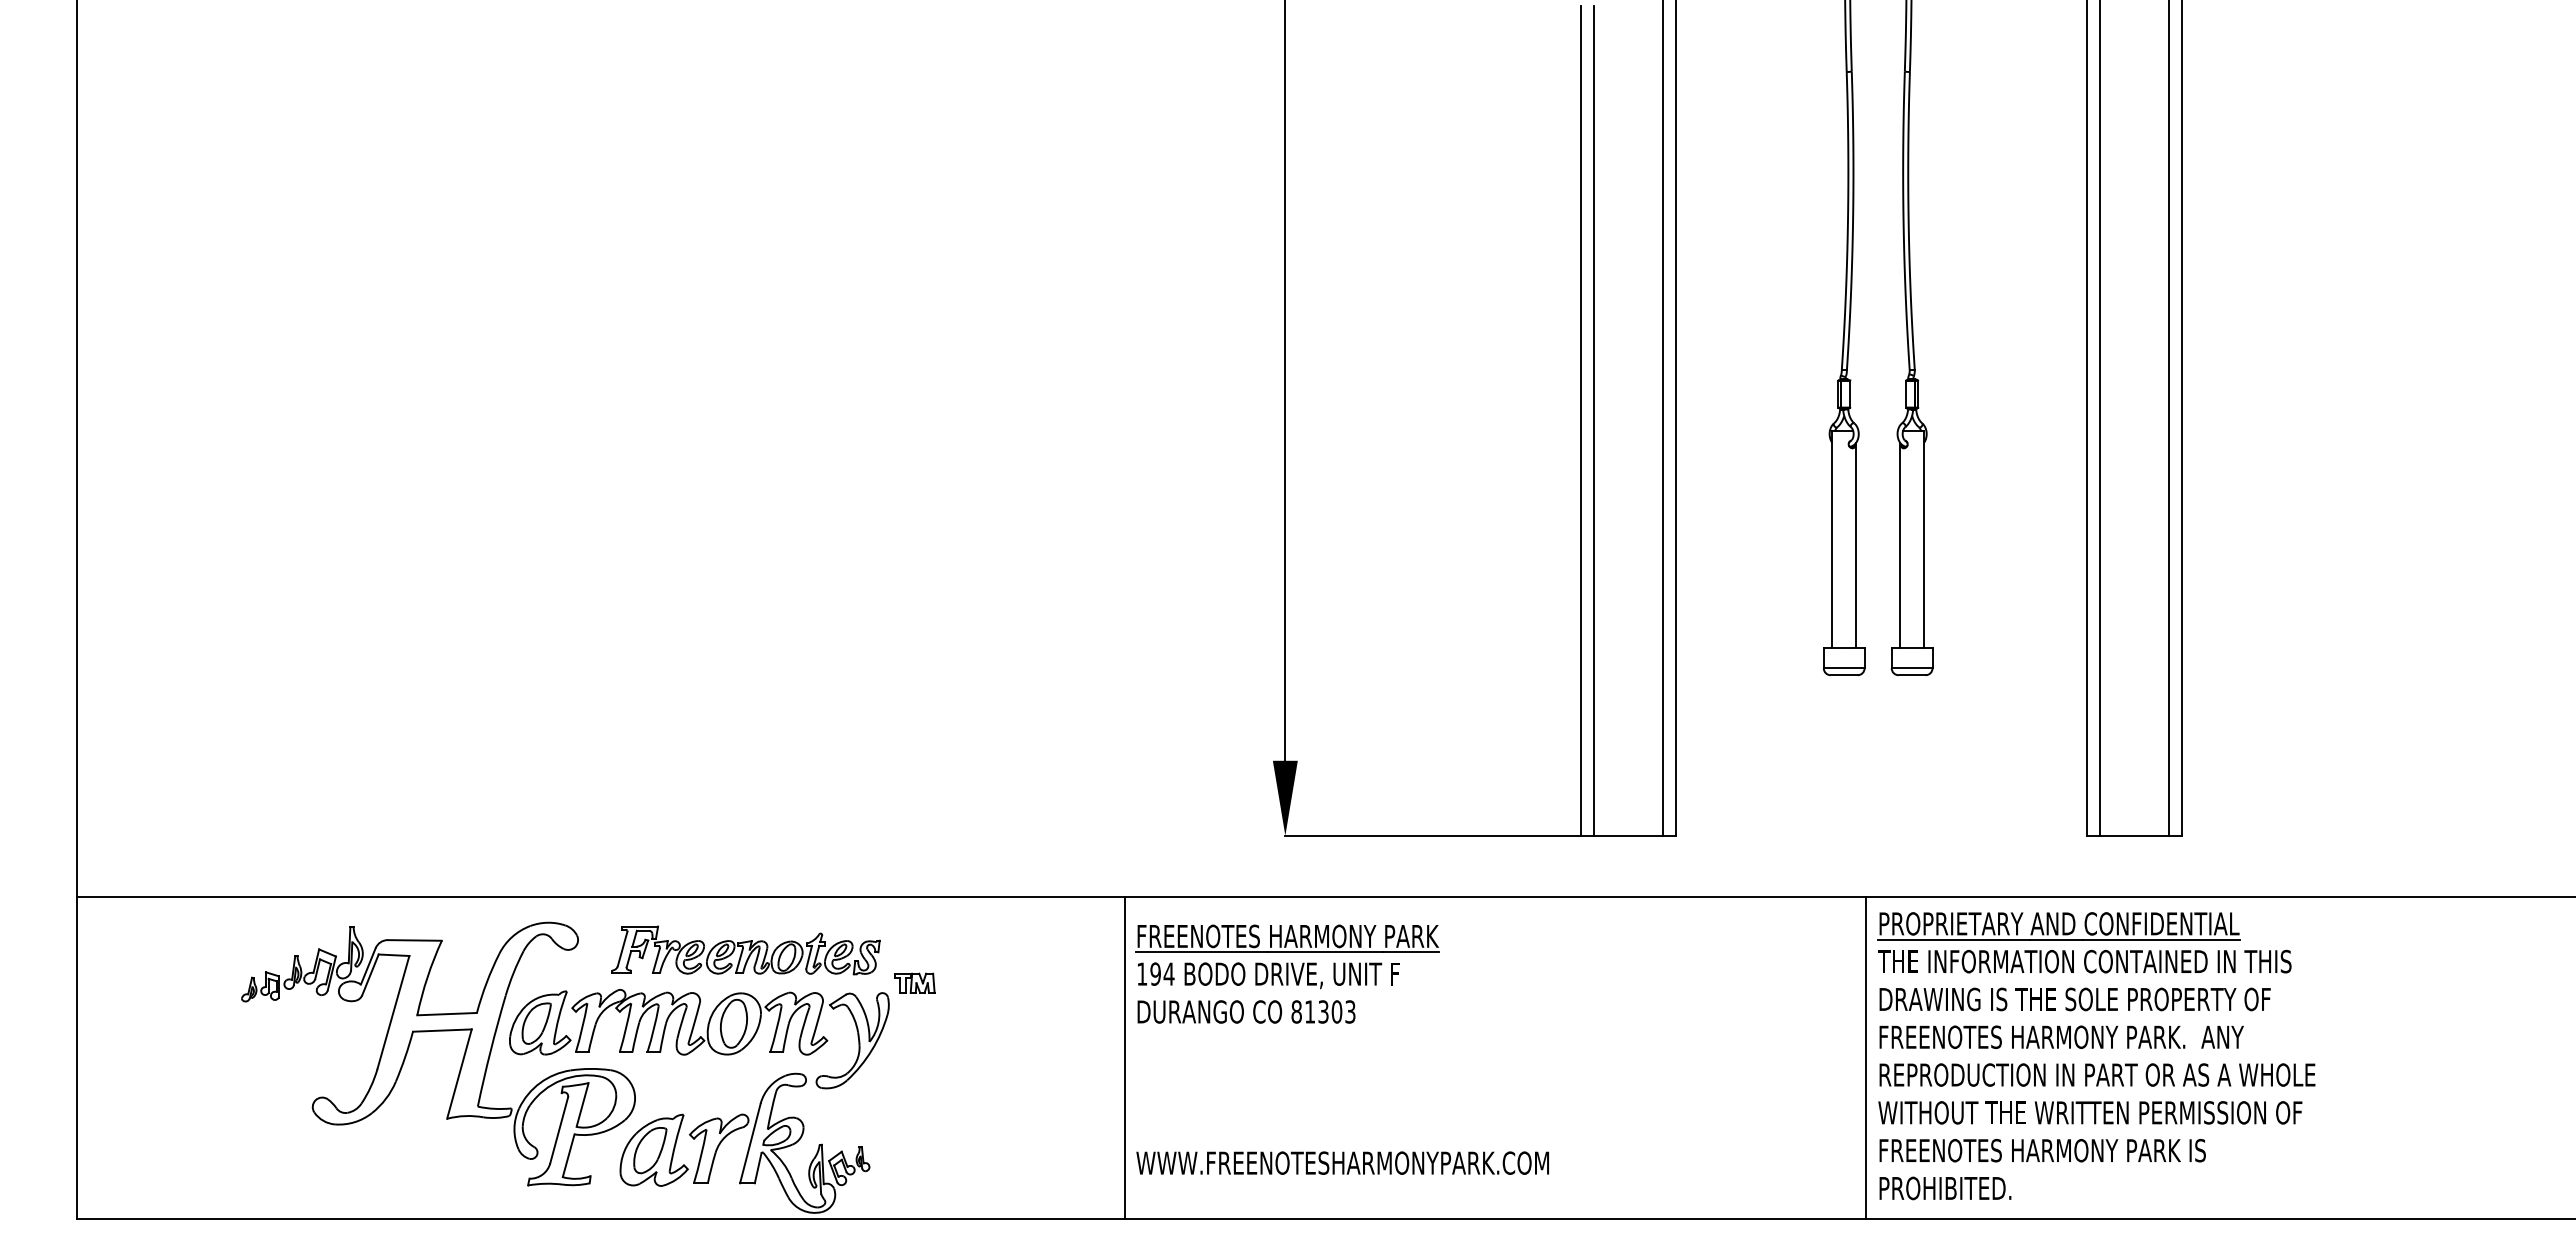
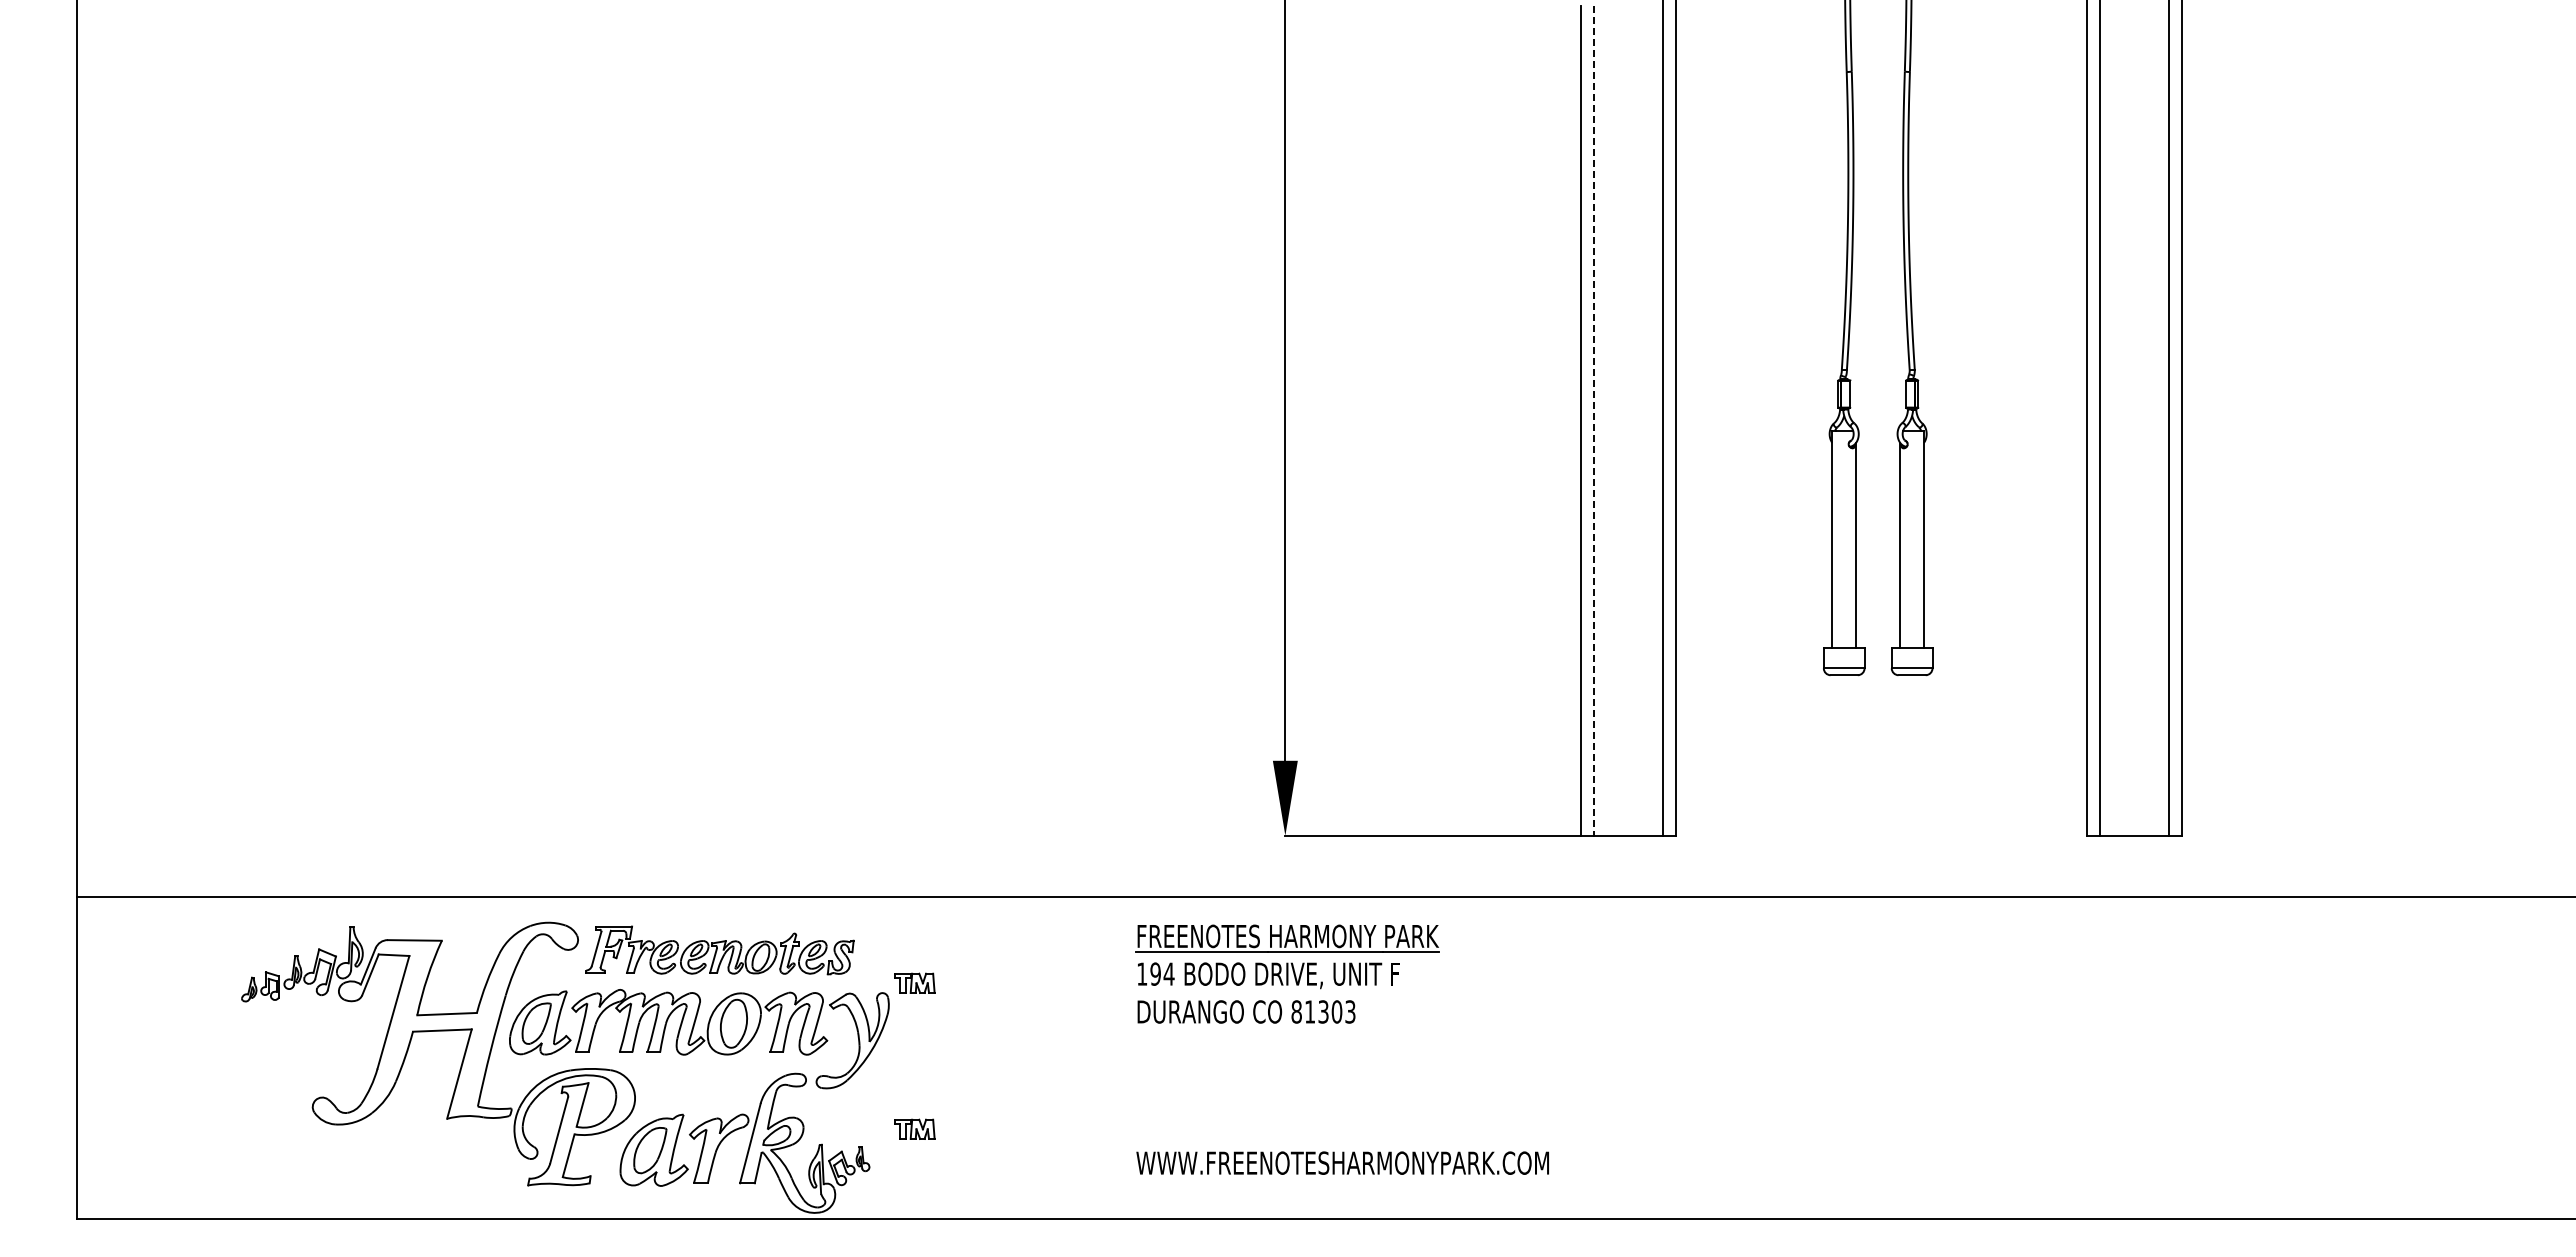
line: solid -> dashed (1593, 420)
part position: (745, 950) -> (719, 950) (719, 950)
part: present -> none (2093, 1048)
line: present -> none (1124, 1058)
line: present -> none (1866, 1058)
part: none -> present (914, 1128)
